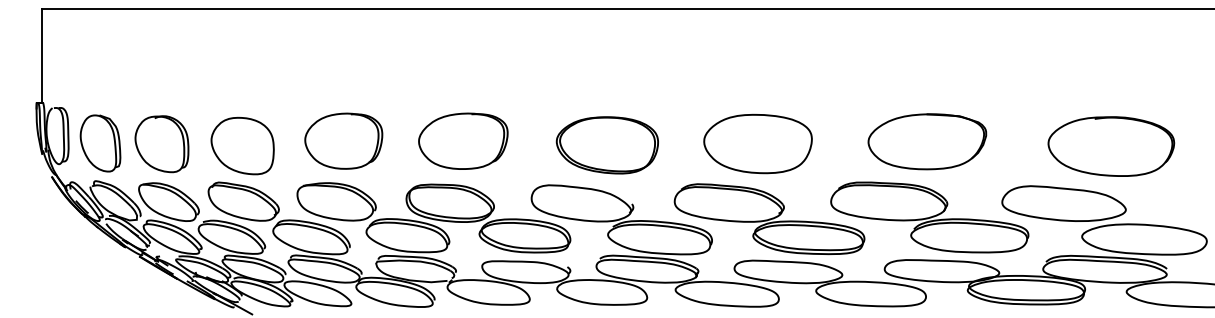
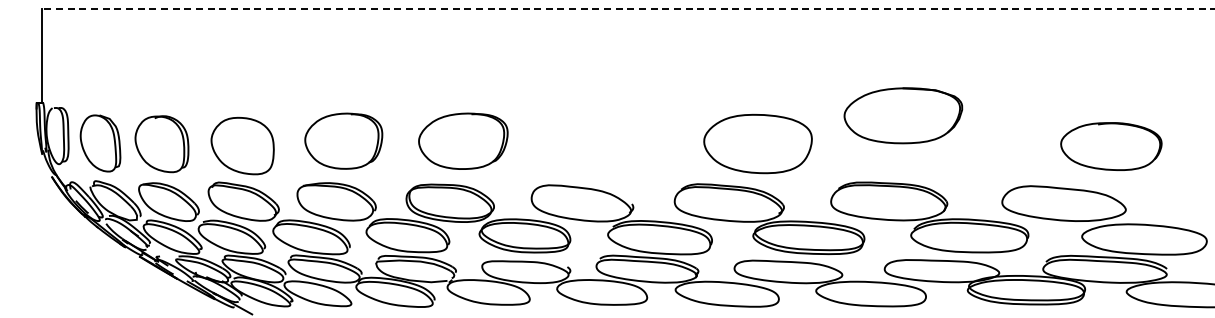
line: solid -> dashed (627, 9)
part position: (927, 141) -> (903, 115) (903, 115)
part: present -> none (606, 145)
part size: 129x61 px -> 103x49 px (1111, 146)
